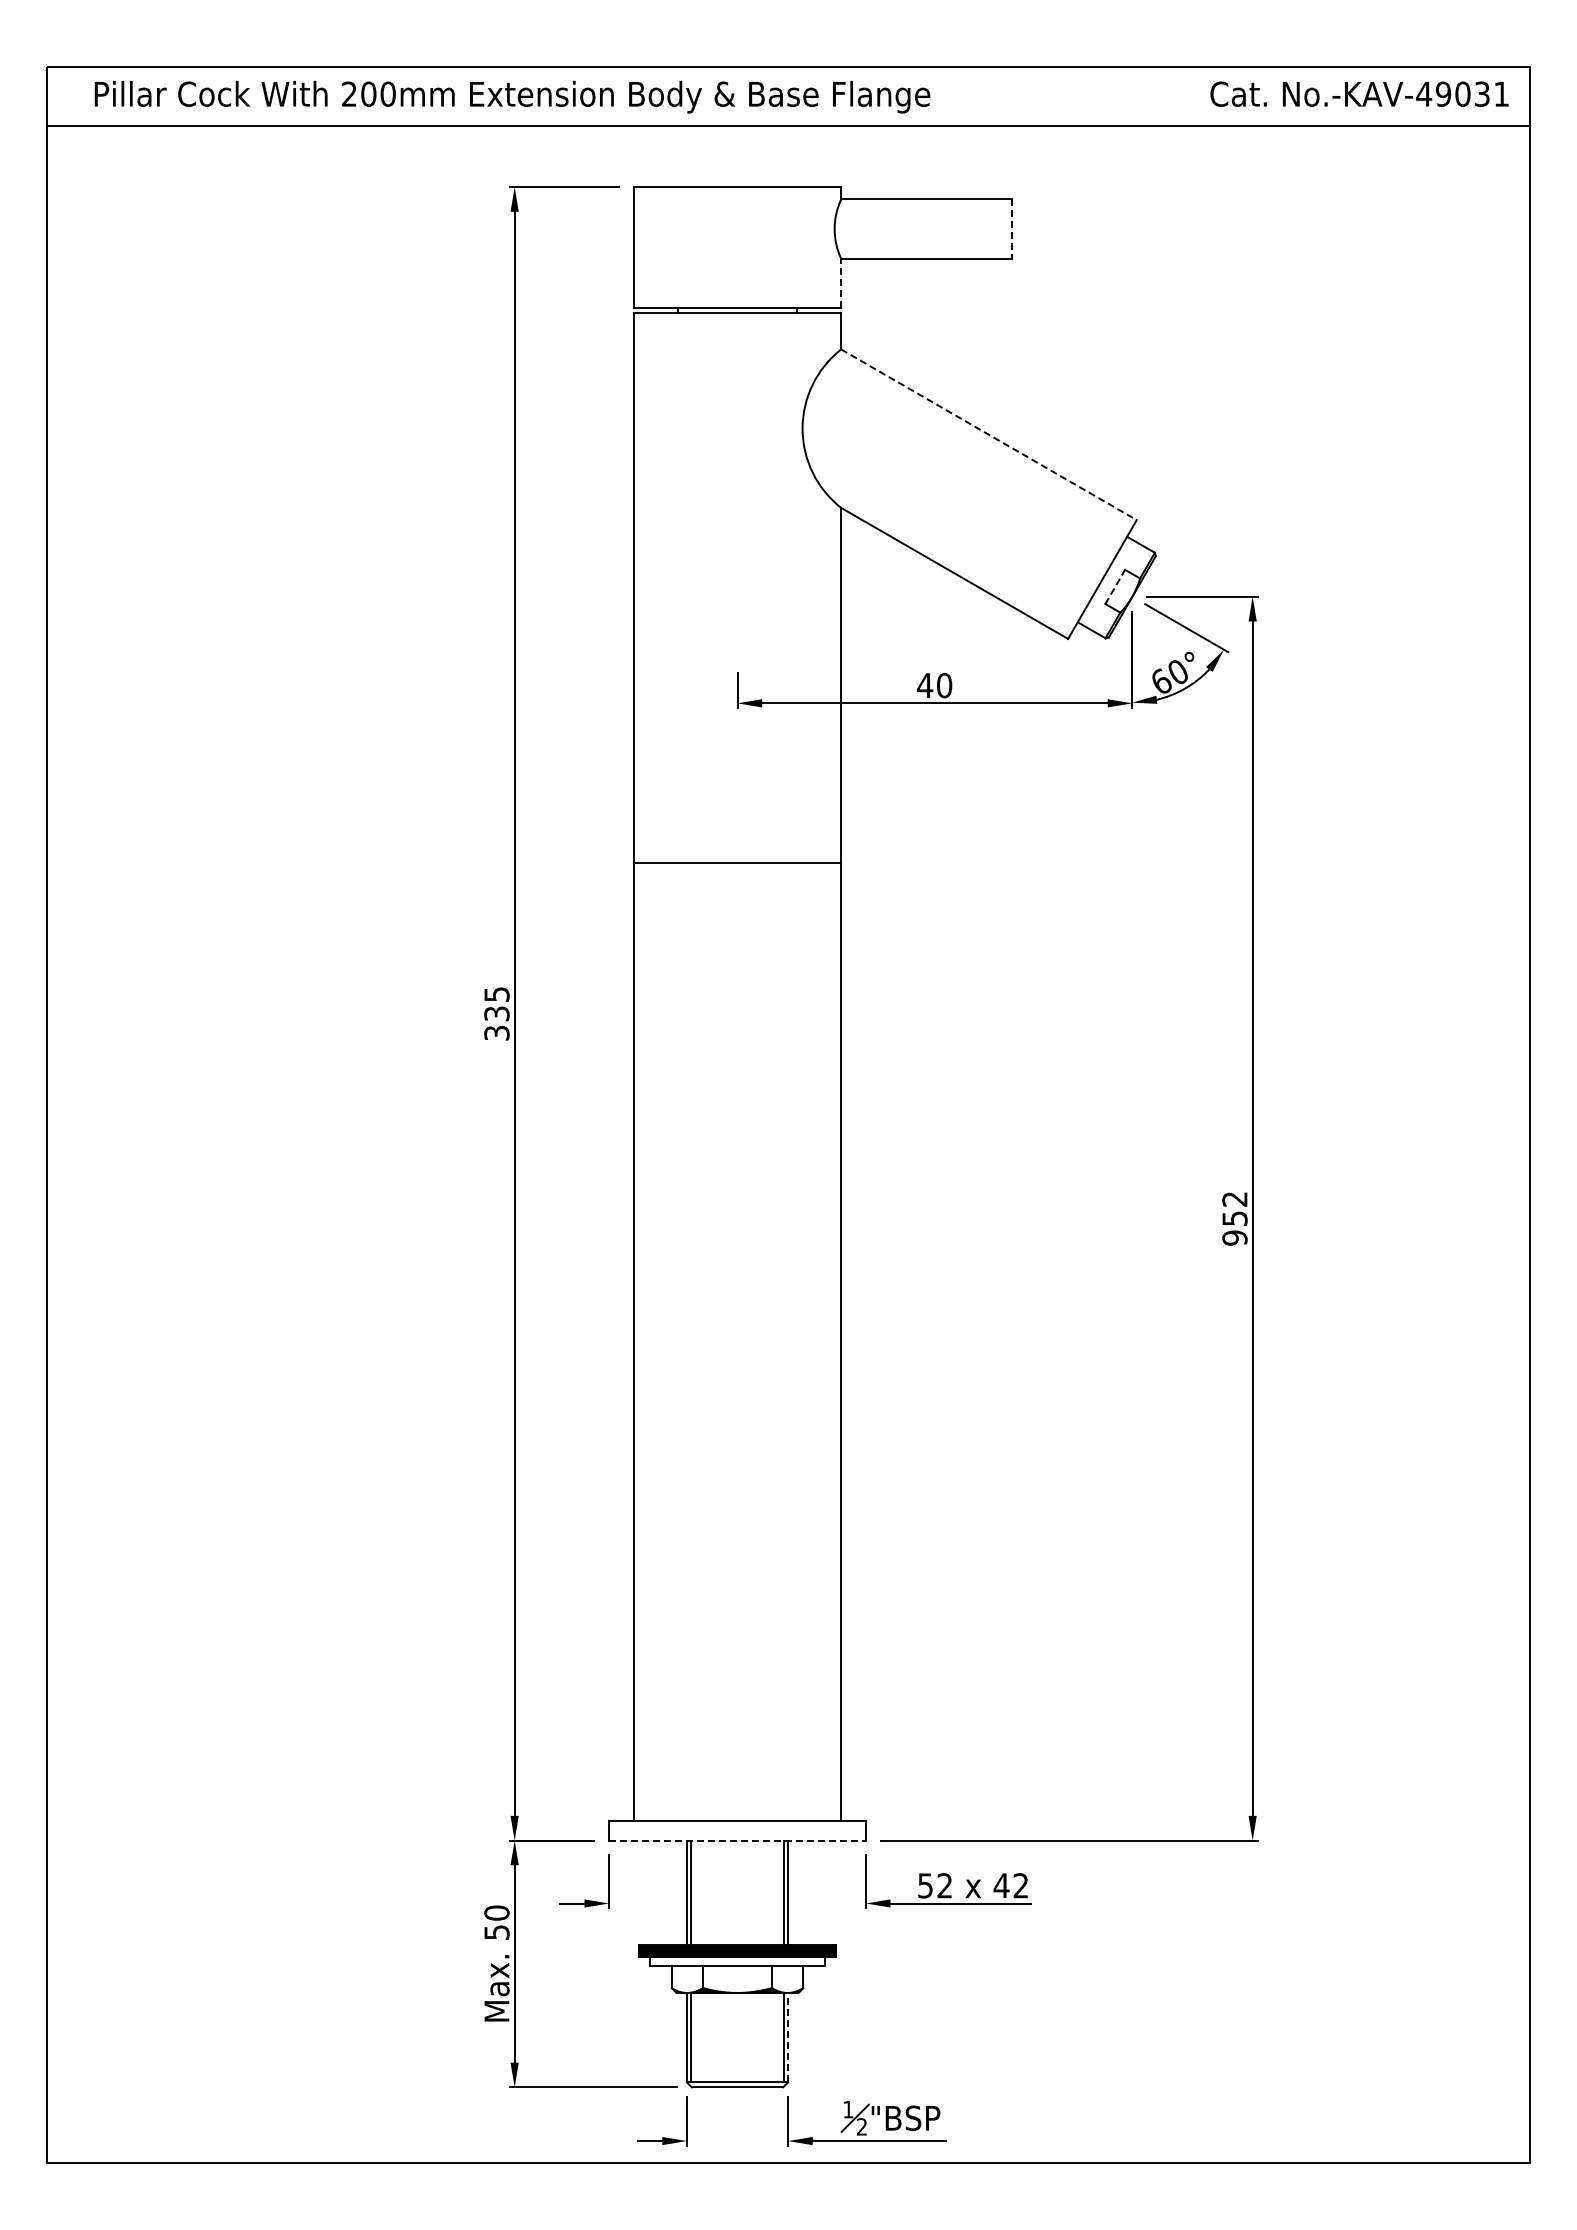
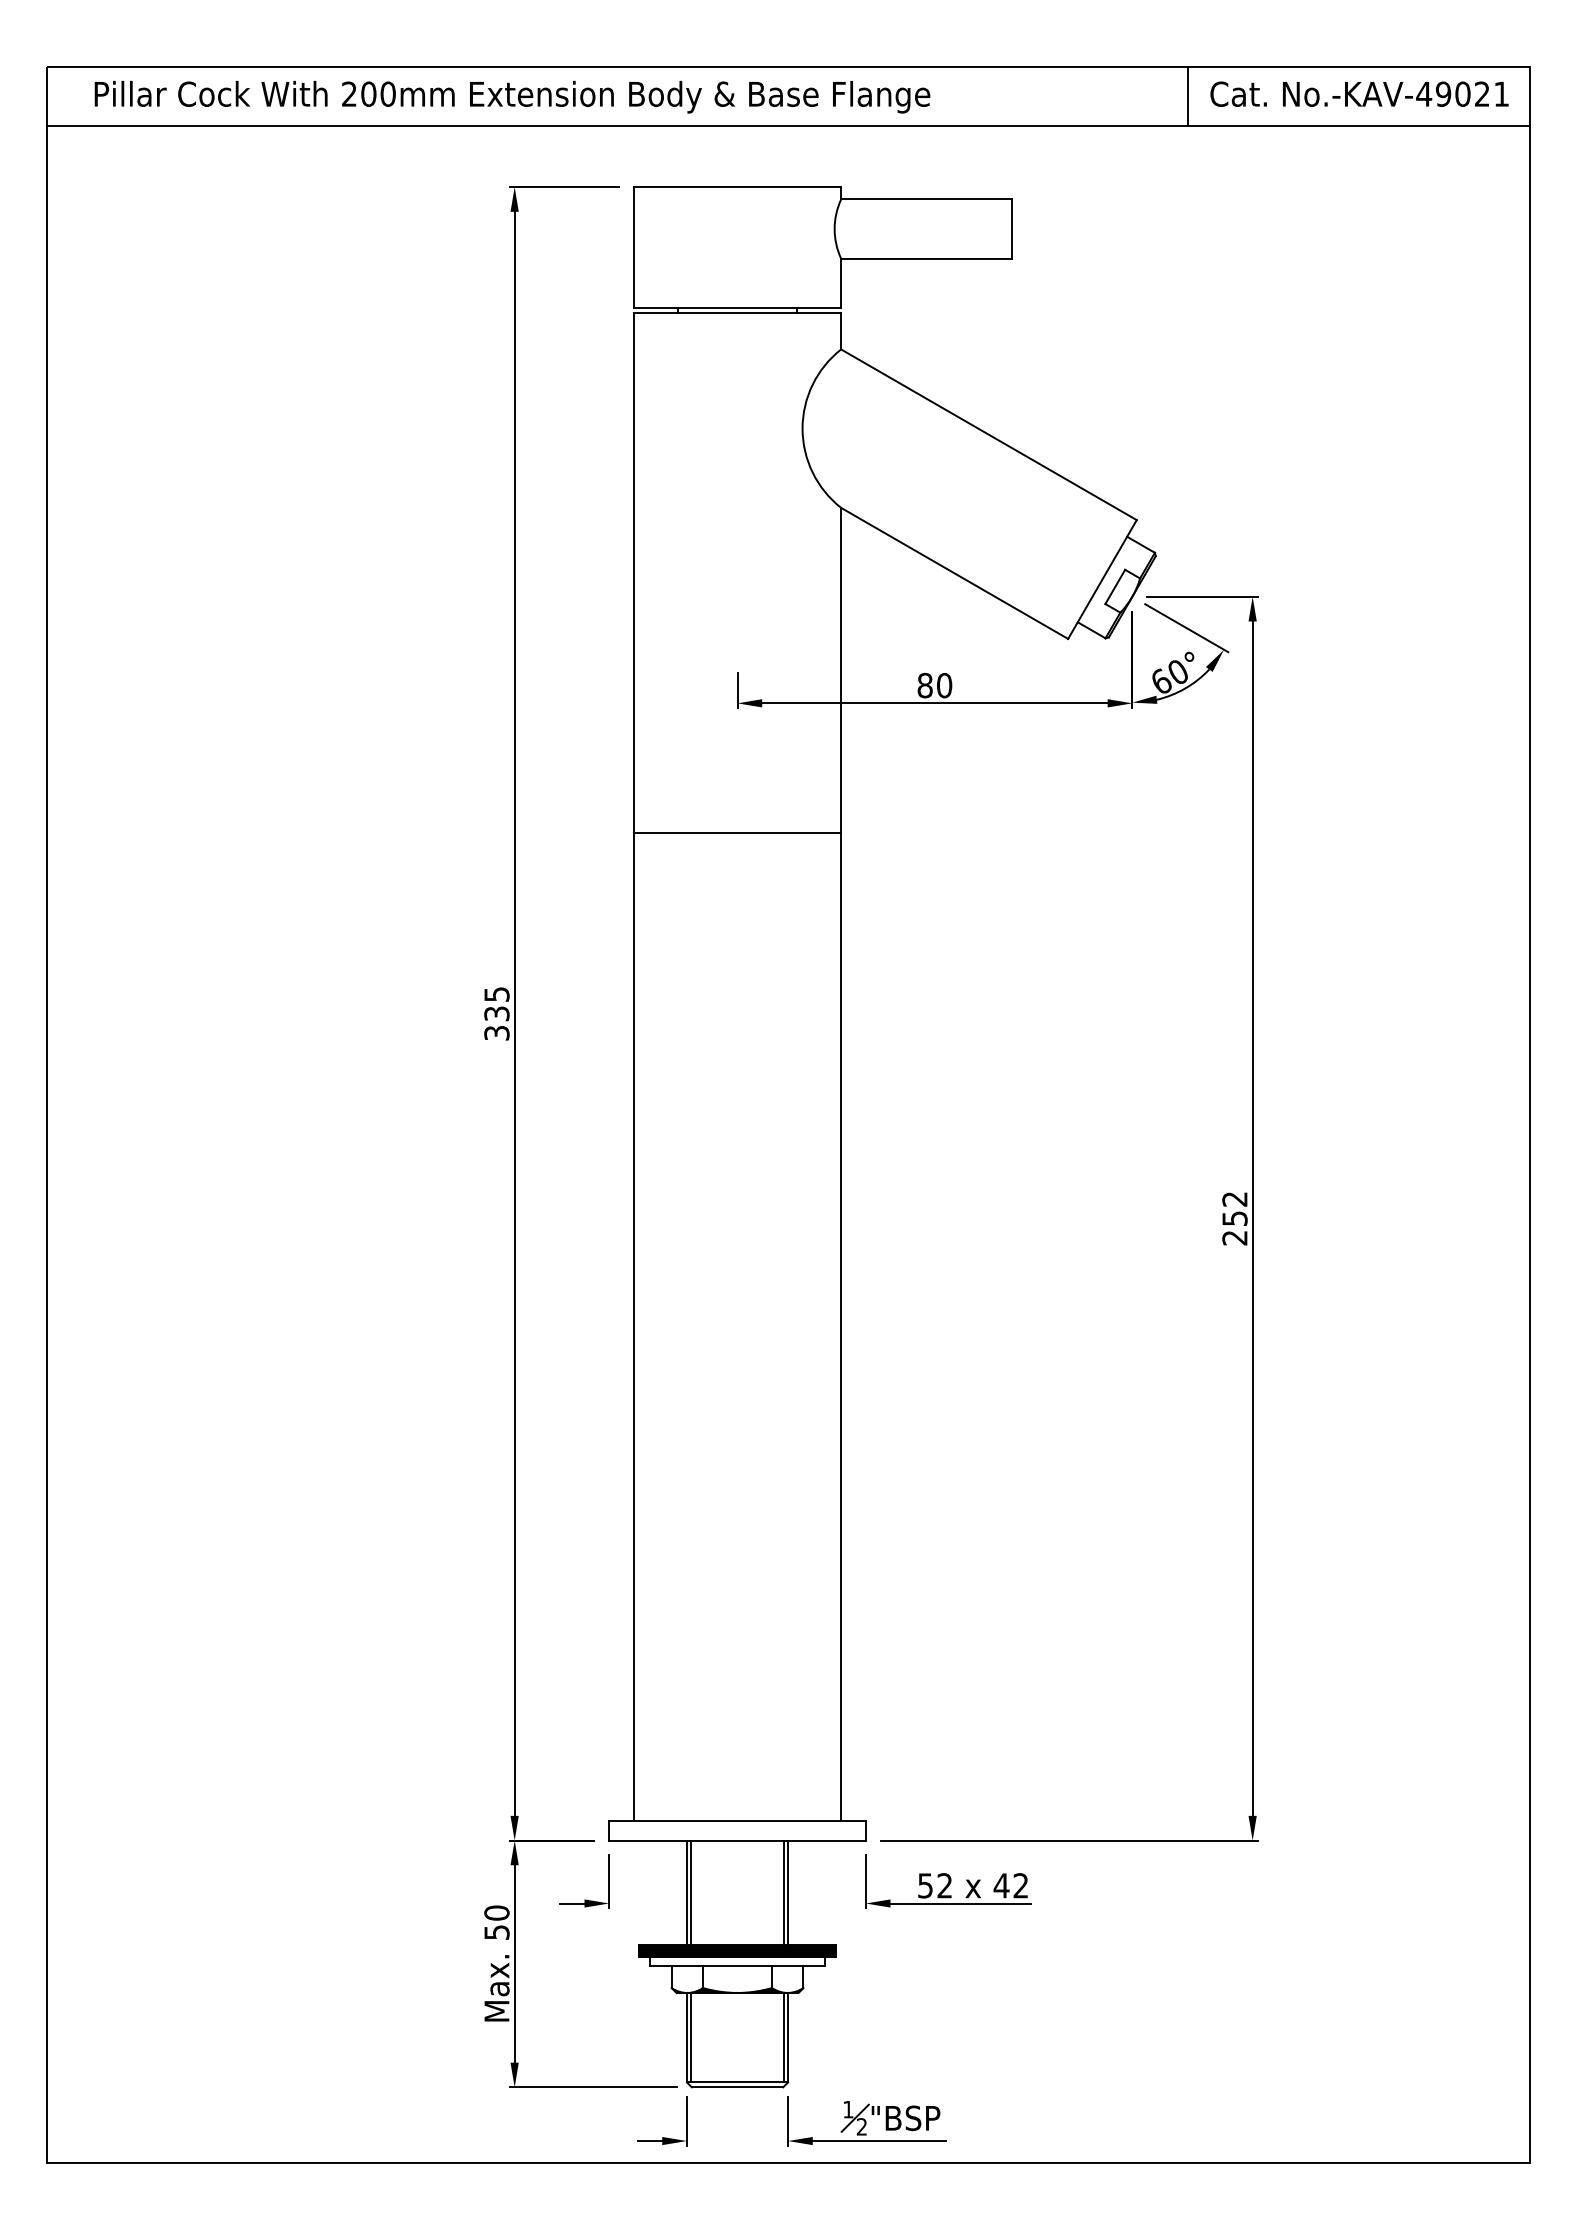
text: No.-KAV-49031 -> No.-KAV-49021 (1482, 93)
line: none -> present (1188, 96)
line: dashed -> solid (1012, 229)
line: dashed -> solid (841, 283)
line: dashed -> solid (988, 434)
line: dashed -> solid (1115, 586)
text: 40 -> 80 (925, 685)
line position: (737, 863) -> (737, 833) (737, 833)
text: 952 -> 252 (1234, 1237)
line: dashed -> solid (738, 1840)
line: dashed -> solid (788, 2037)
